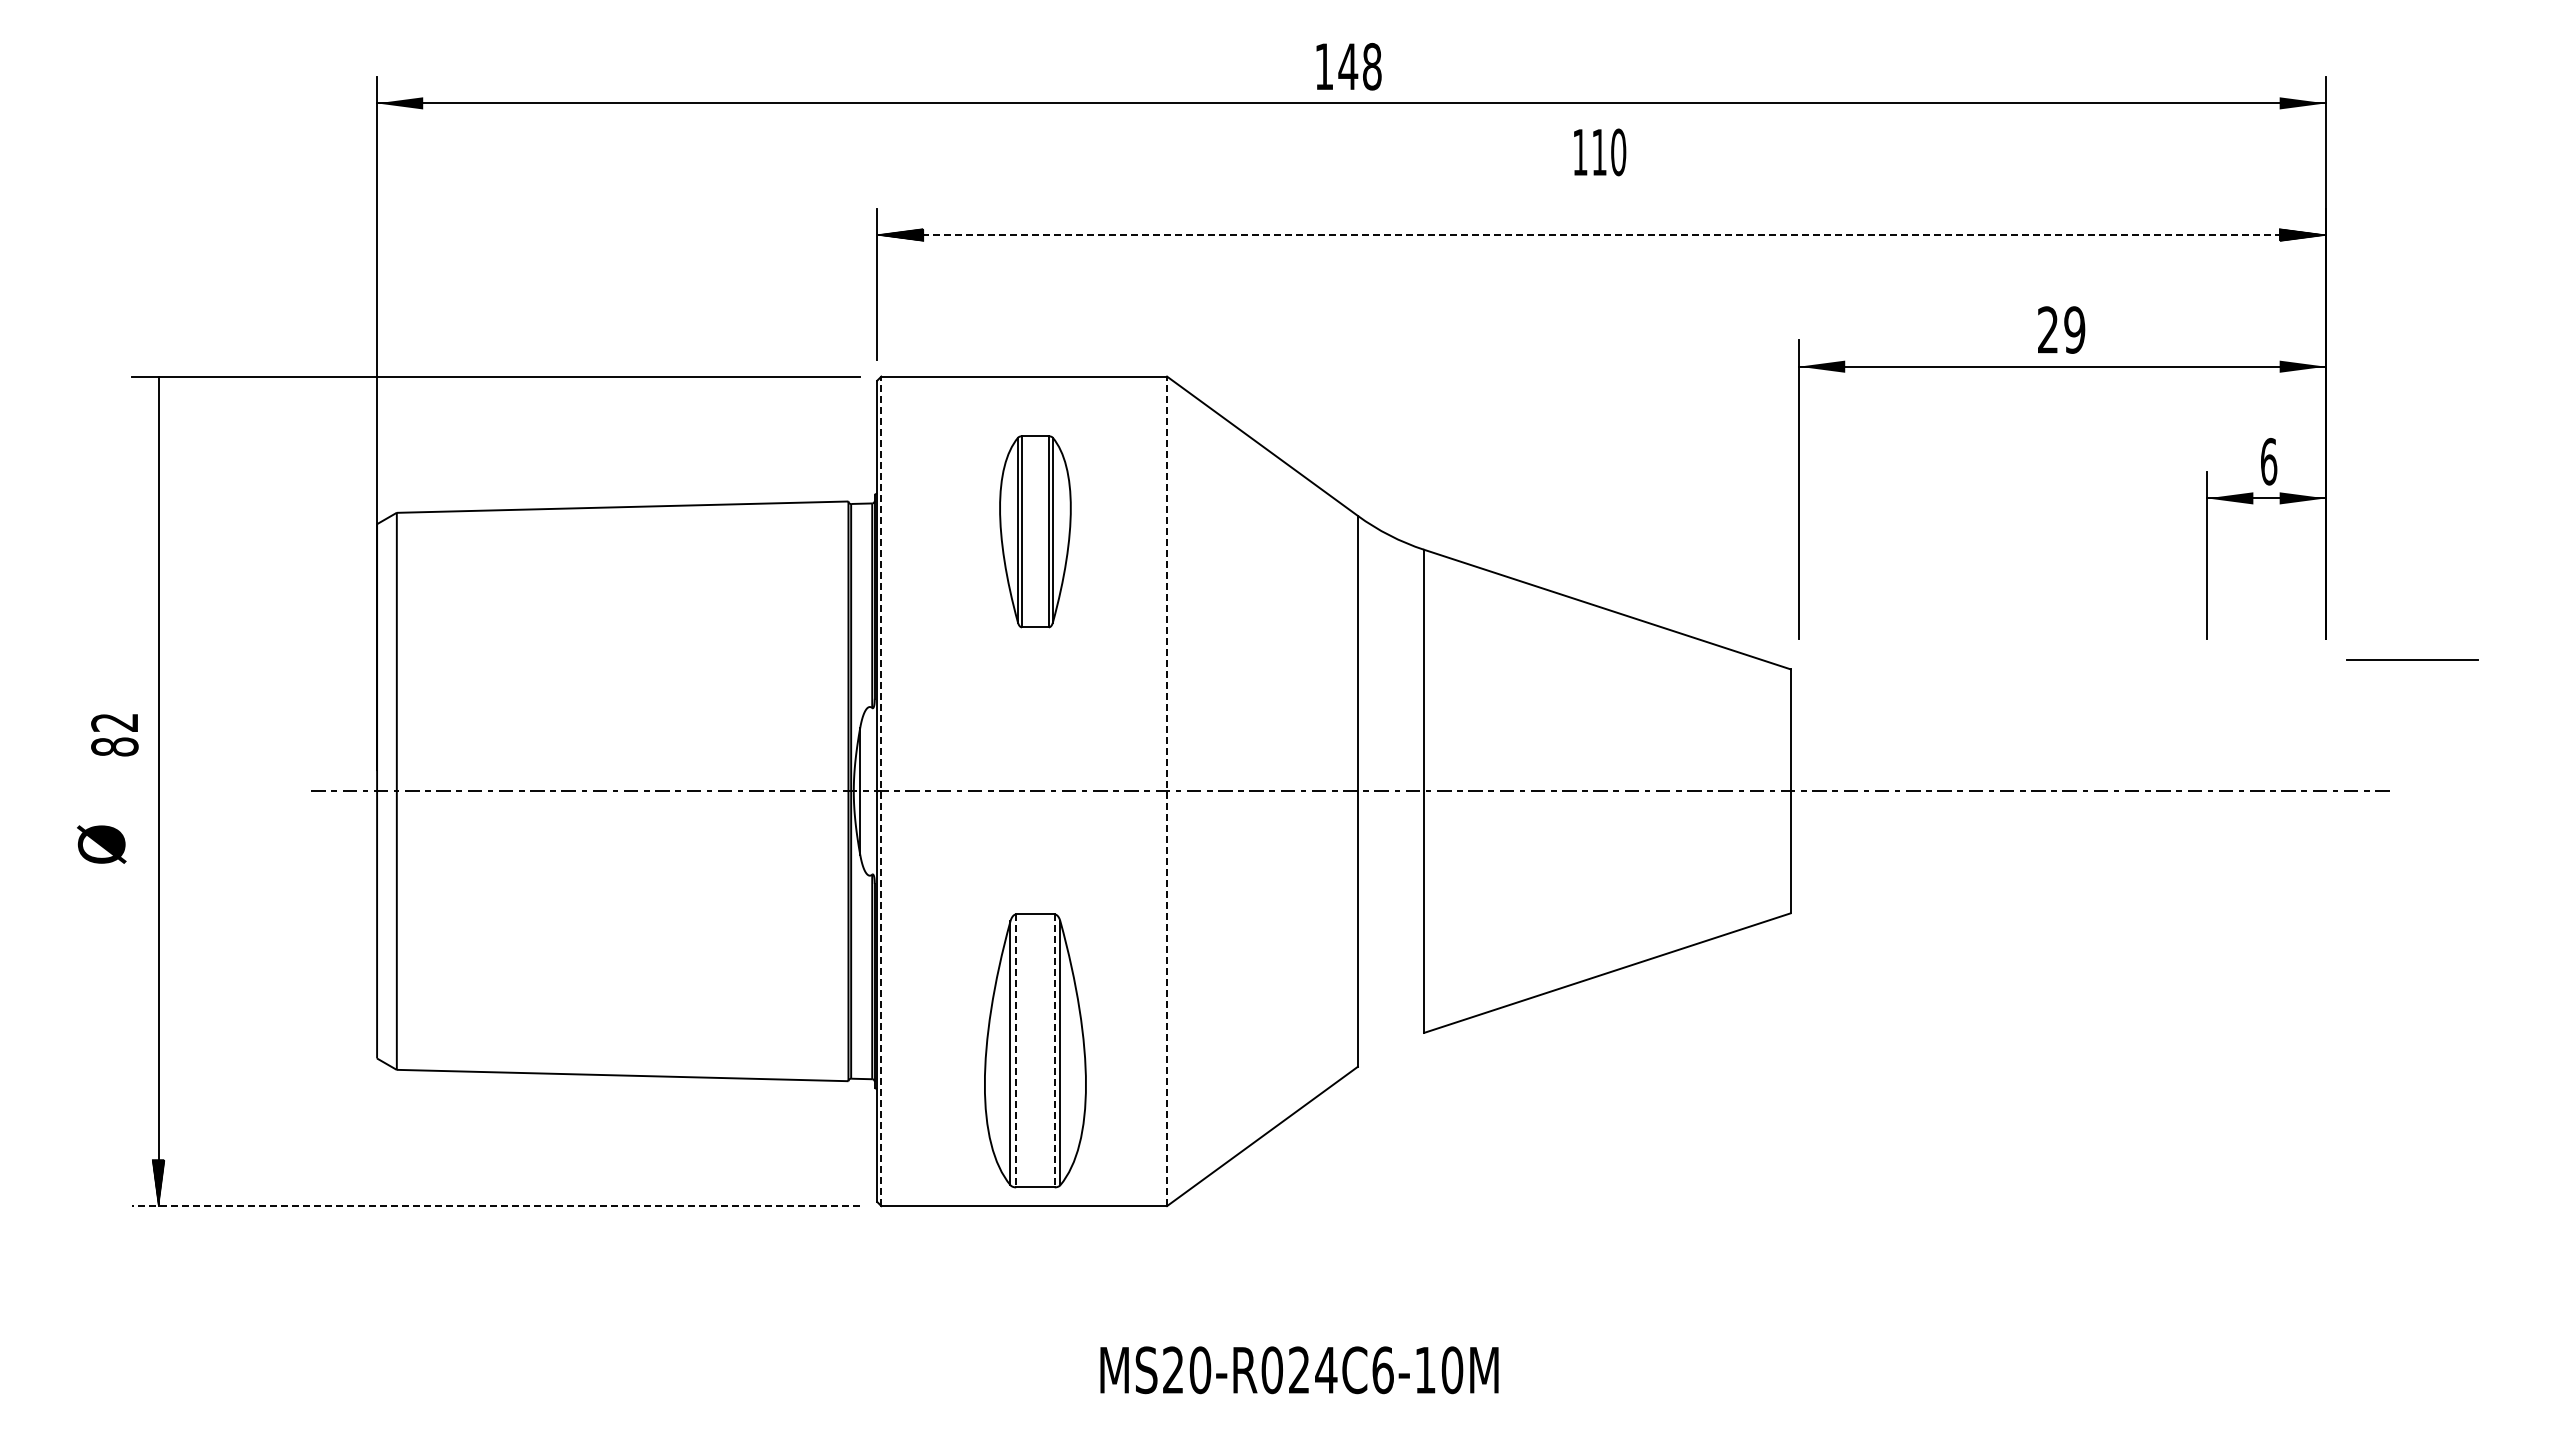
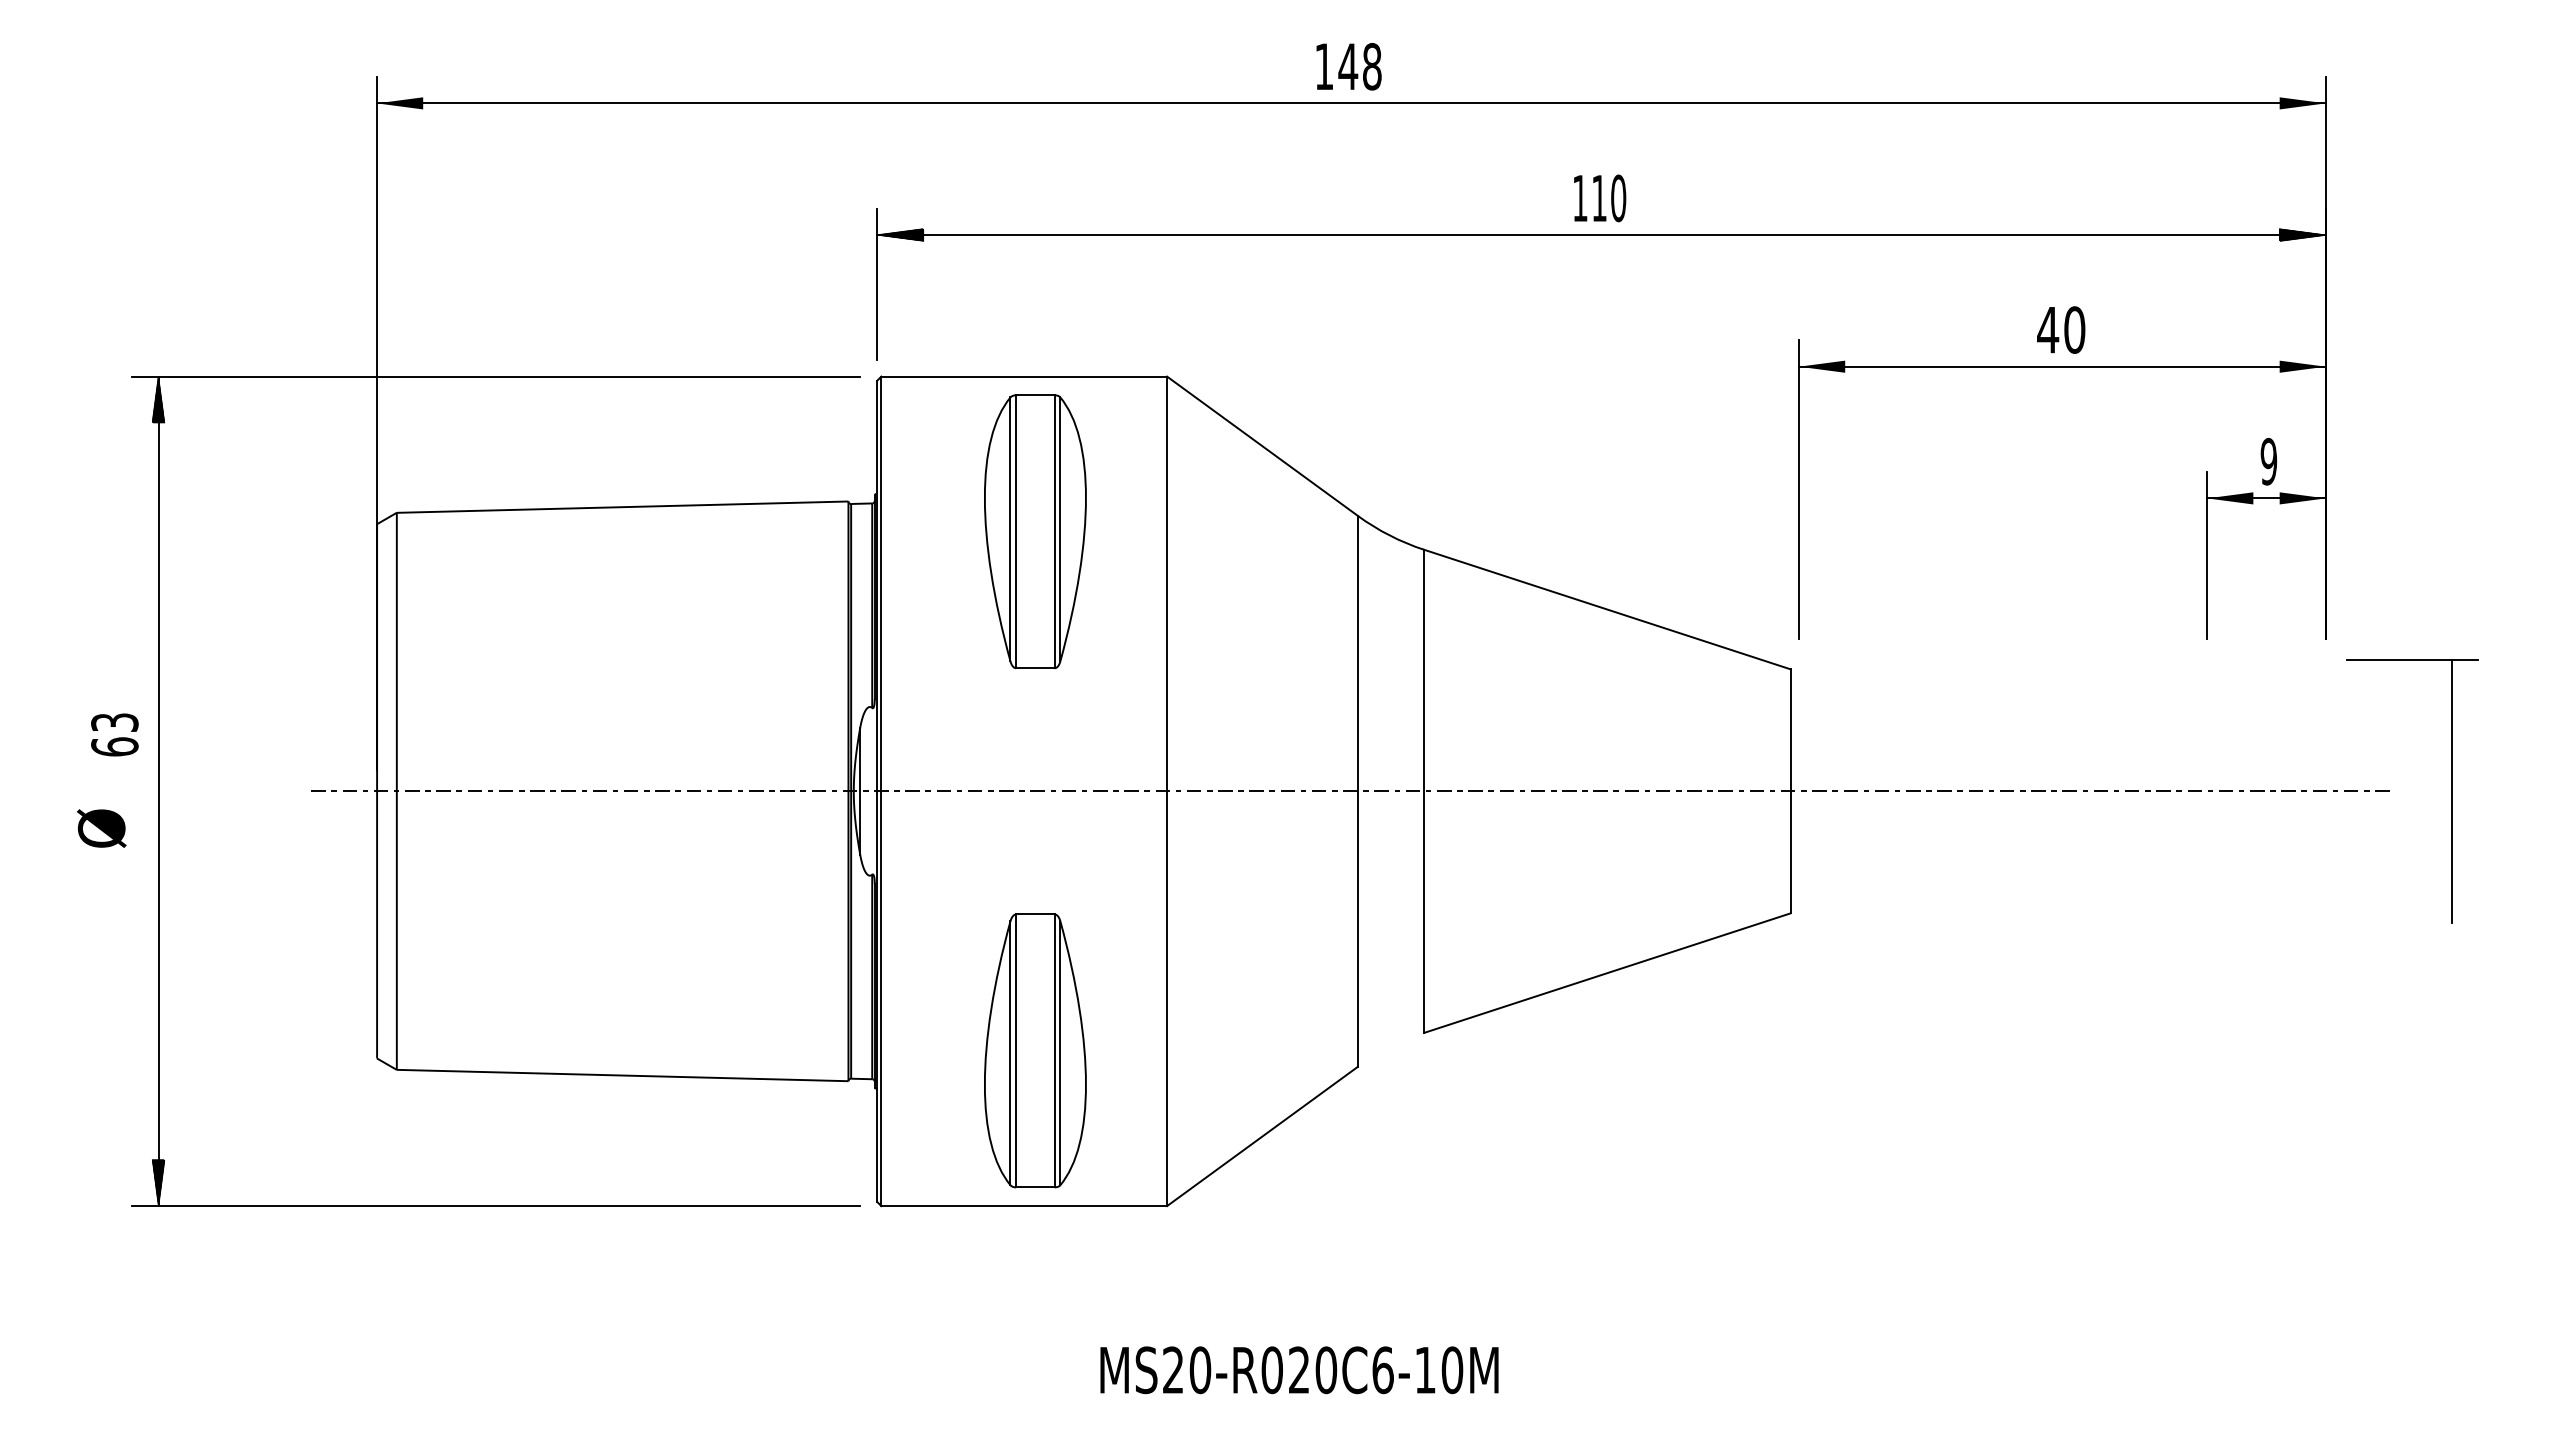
text position: (1600, 152) -> (1600, 198) (1600, 198)
line: dashed -> solid (1601, 235)
text: 29 -> 40 (2061, 329)
hatch: none -> present (158, 399)
text: 6 -> 9 (2268, 461)
part size: 73x194 px -> 103x276 px (1035, 531)
text: 82 -> 63 (114, 734)
line: dashed -> solid (881, 791)
line: dashed -> solid (1167, 791)
line: none -> present (2452, 791)
text position: (101, 844) -> (101, 828) (101, 828)
line: dashed -> solid (1016, 1051)
line: dashed -> solid (1054, 1051)
line: dashed -> solid (495, 1206)
text: MS20-R024C6-10M -> MS20-R020C6-10M (1326, 1370)
